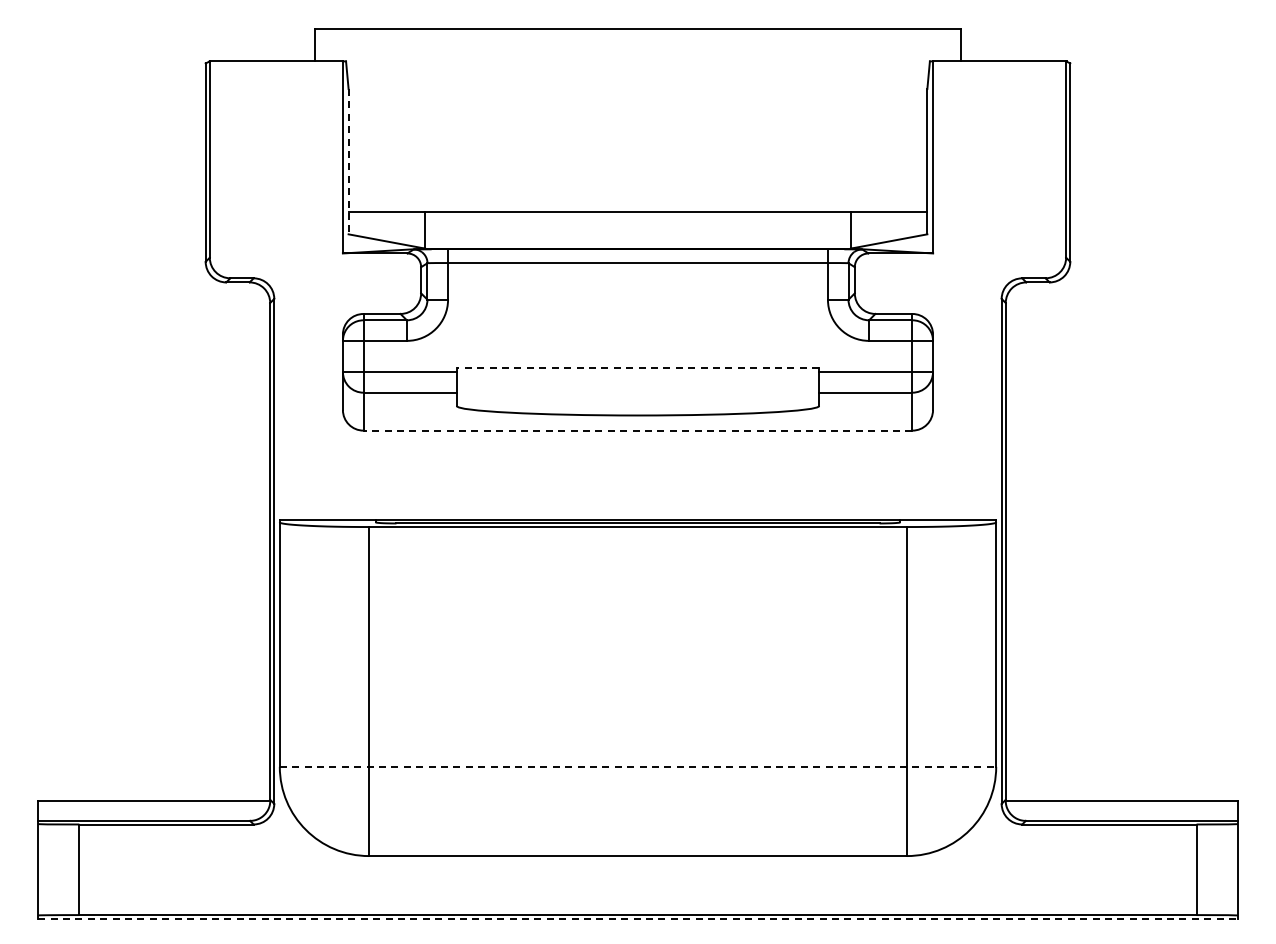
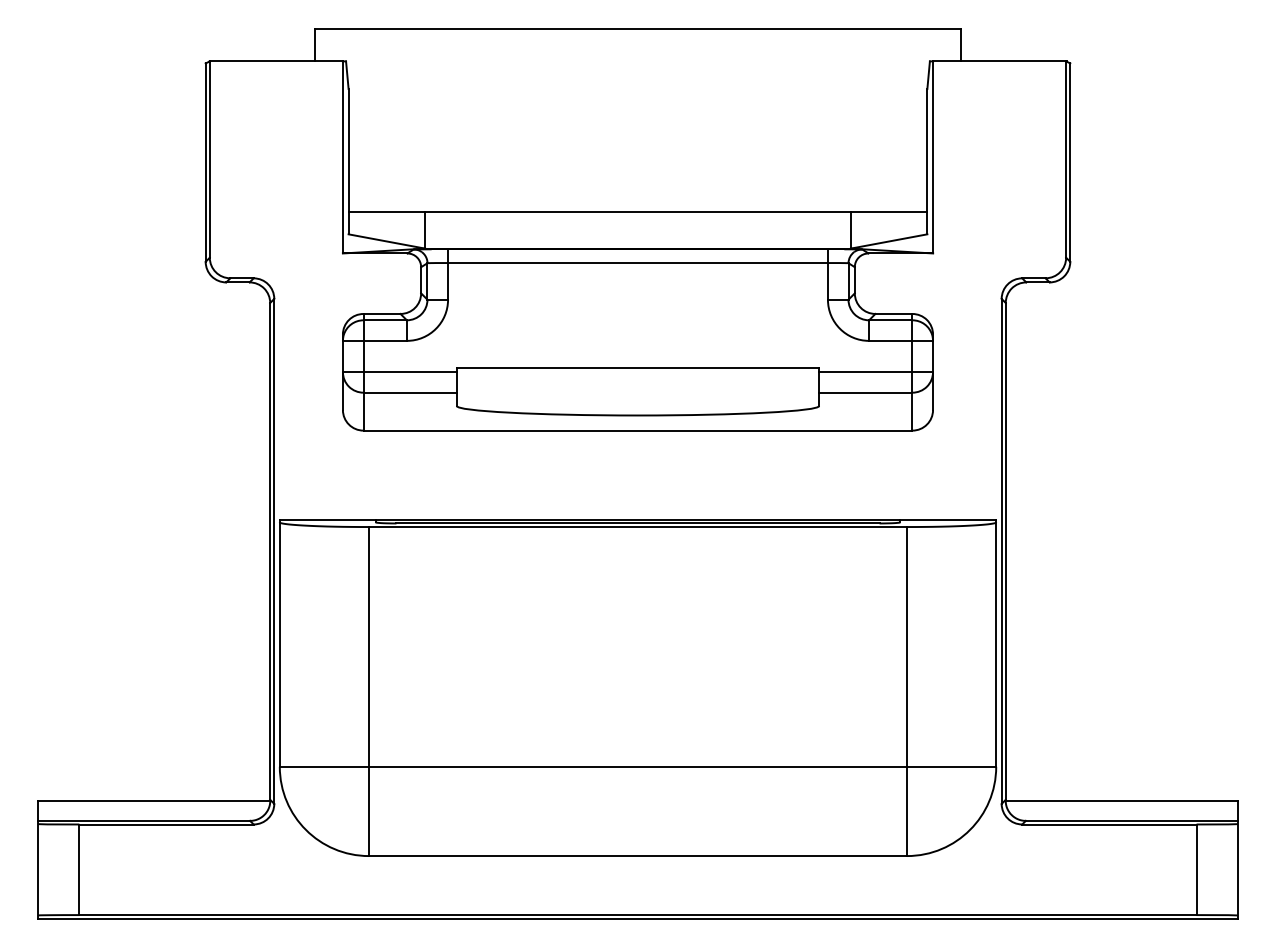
line: dashed -> solid (348, 161)
line: dashed -> solid (637, 367)
line: dashed -> solid (637, 430)
line: dashed -> solid (638, 766)
line: dashed -> solid (637, 919)
